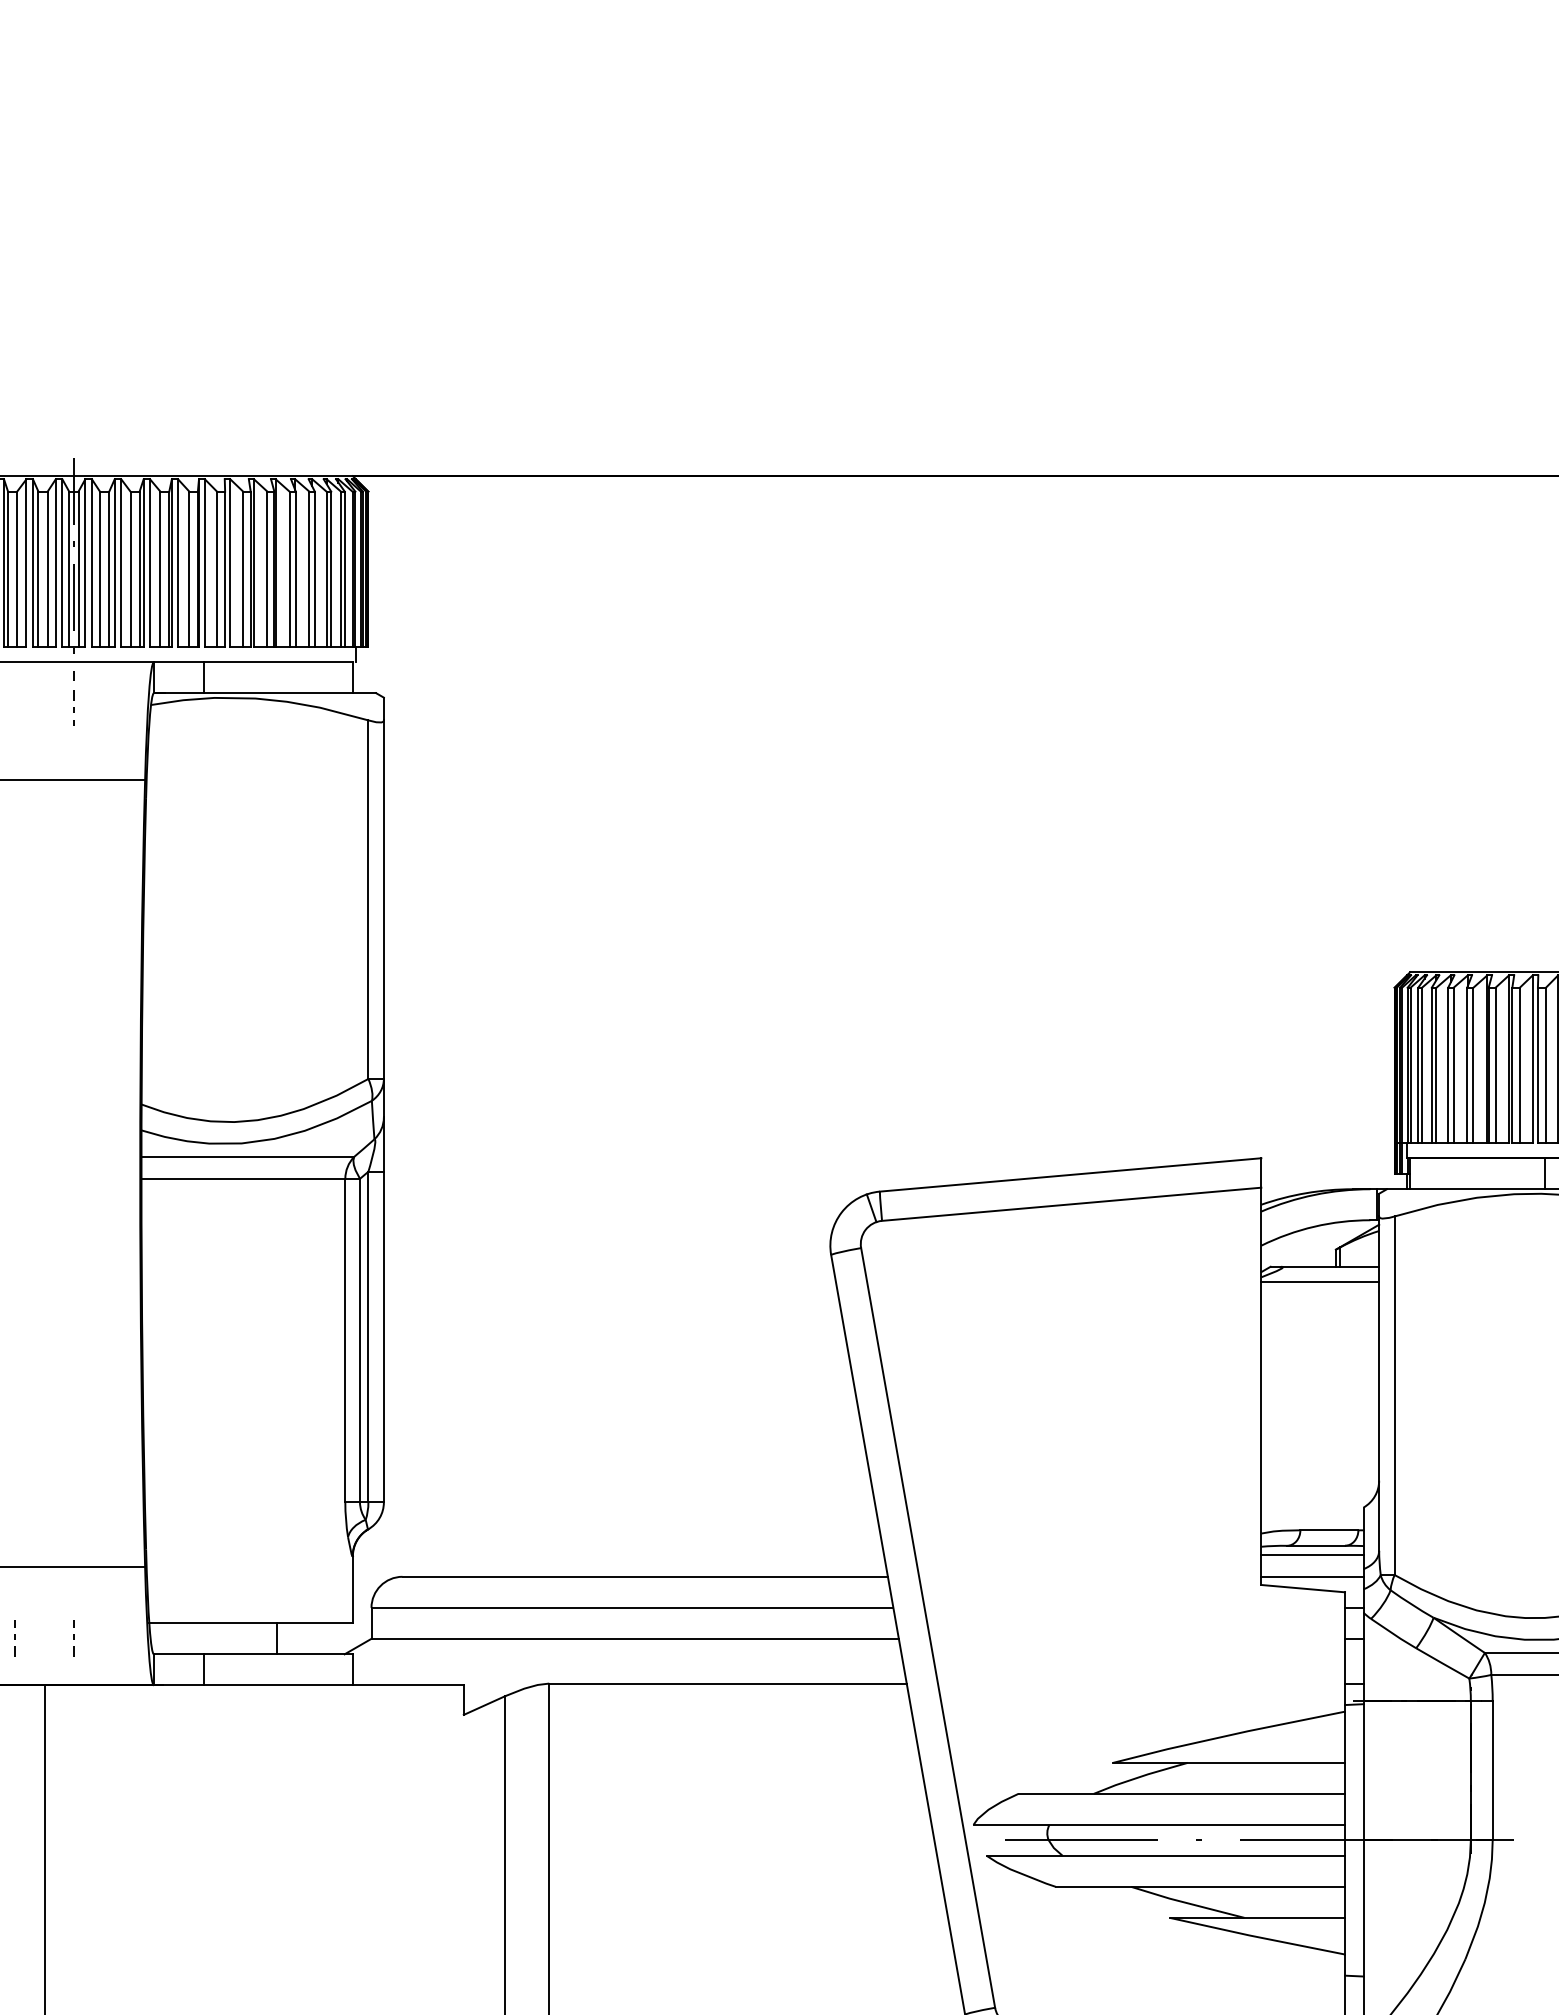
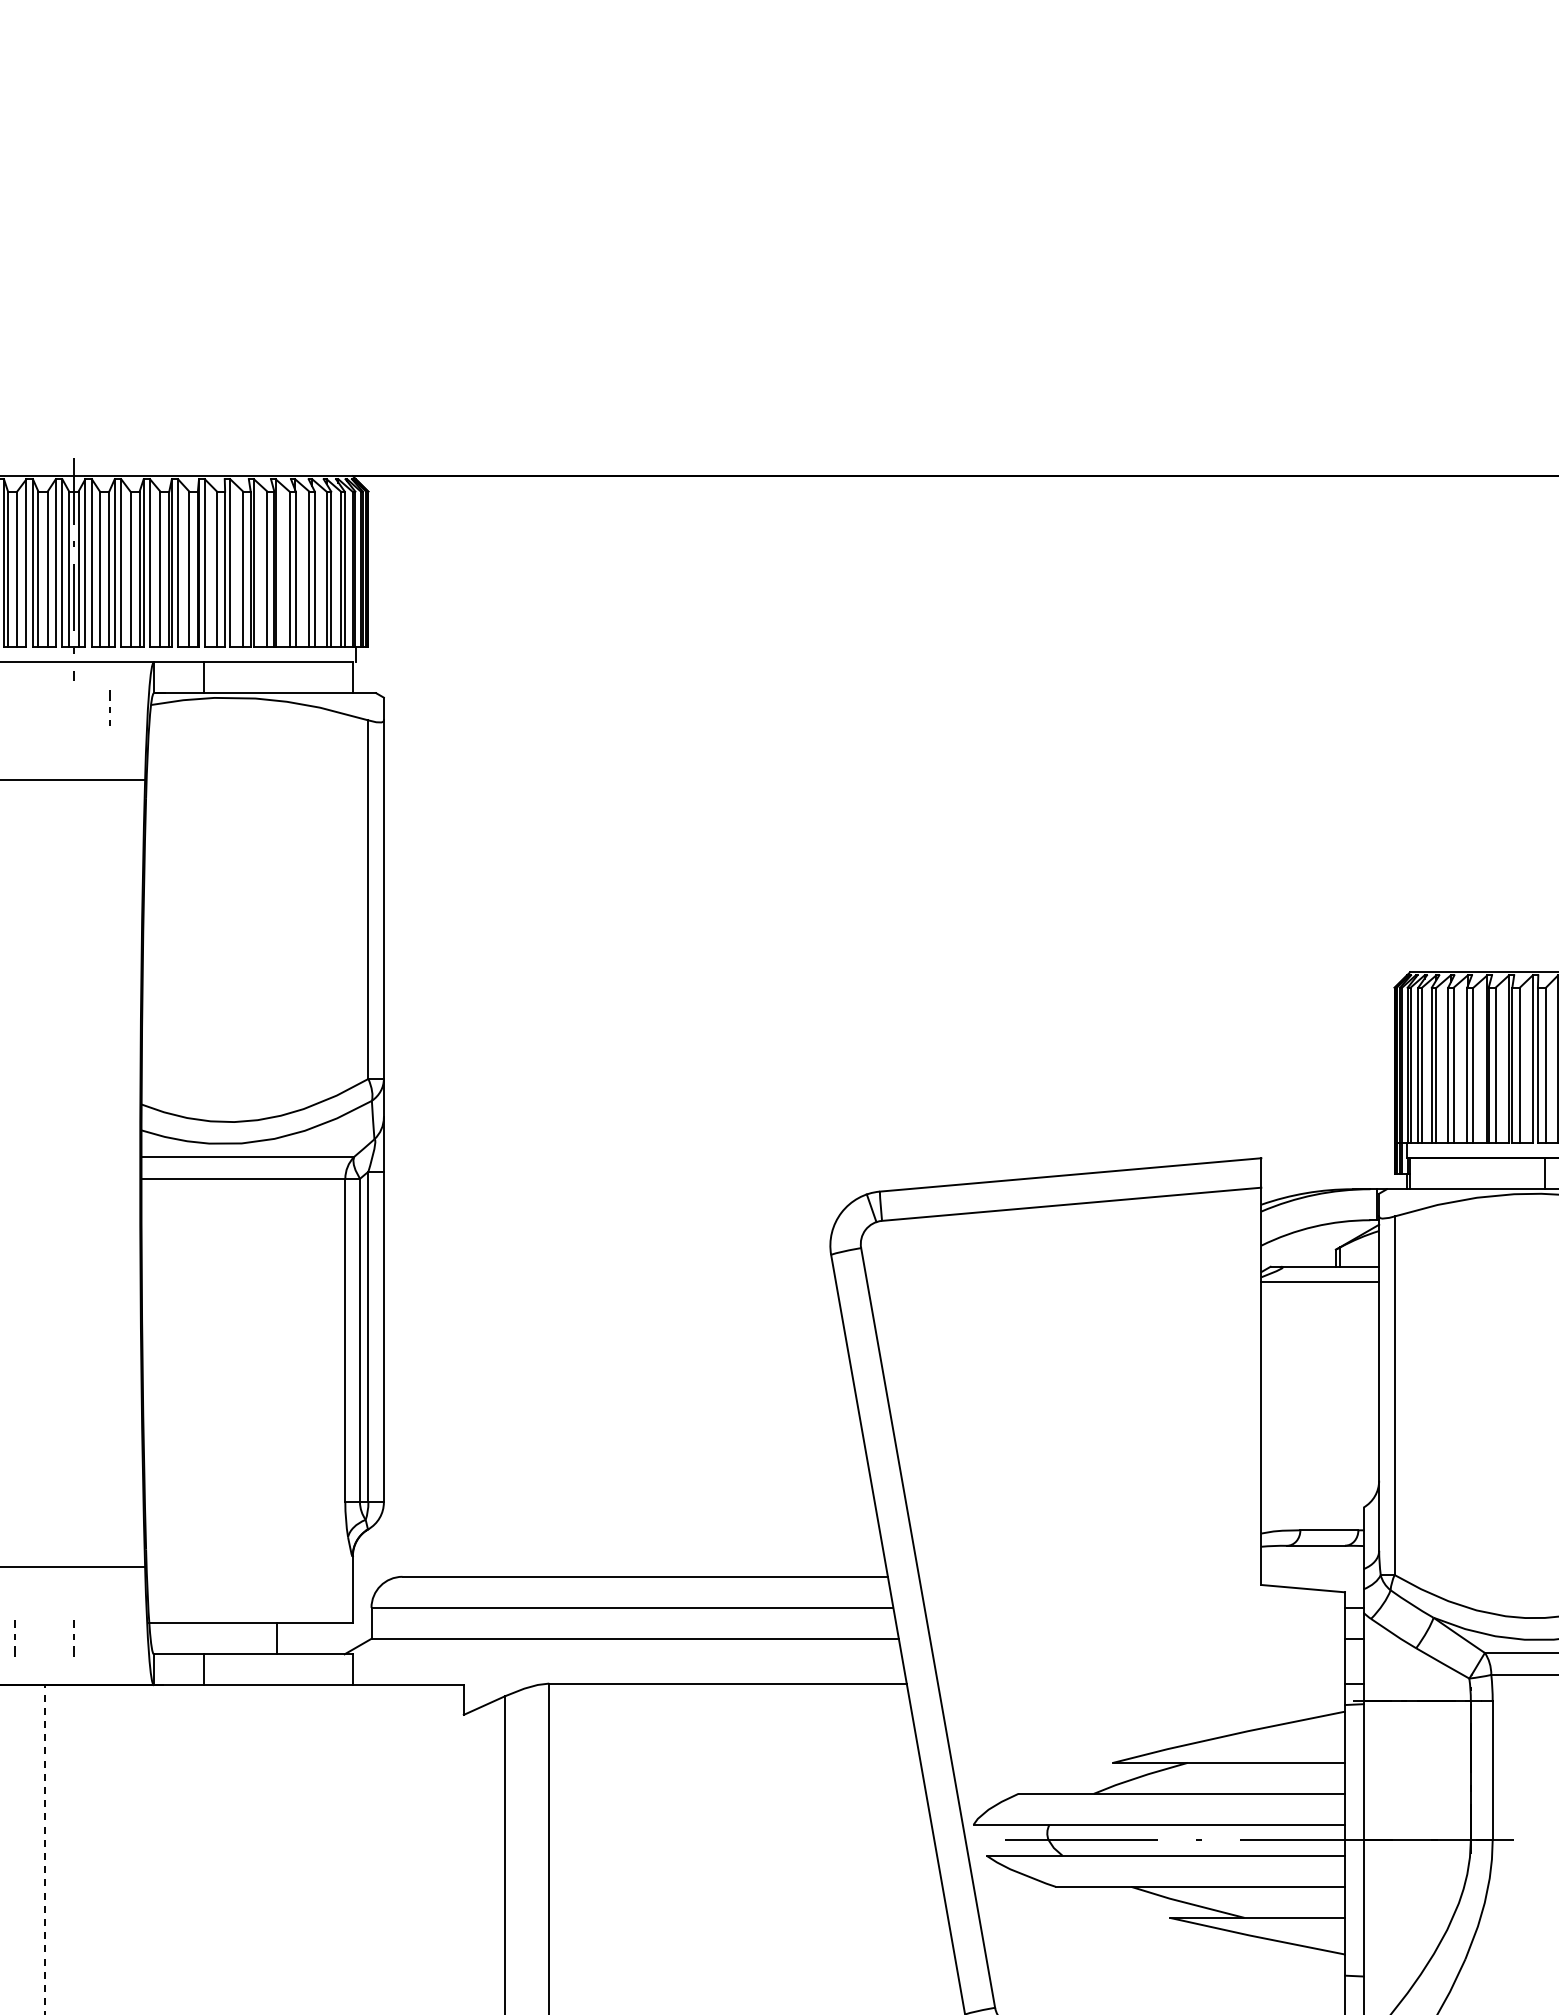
line position: (73, 707) -> (109, 707) (109, 707)
line: present -> none (1312, 1555)
line: present -> none (1312, 1576)
line: solid -> dashed (44, 1849)
